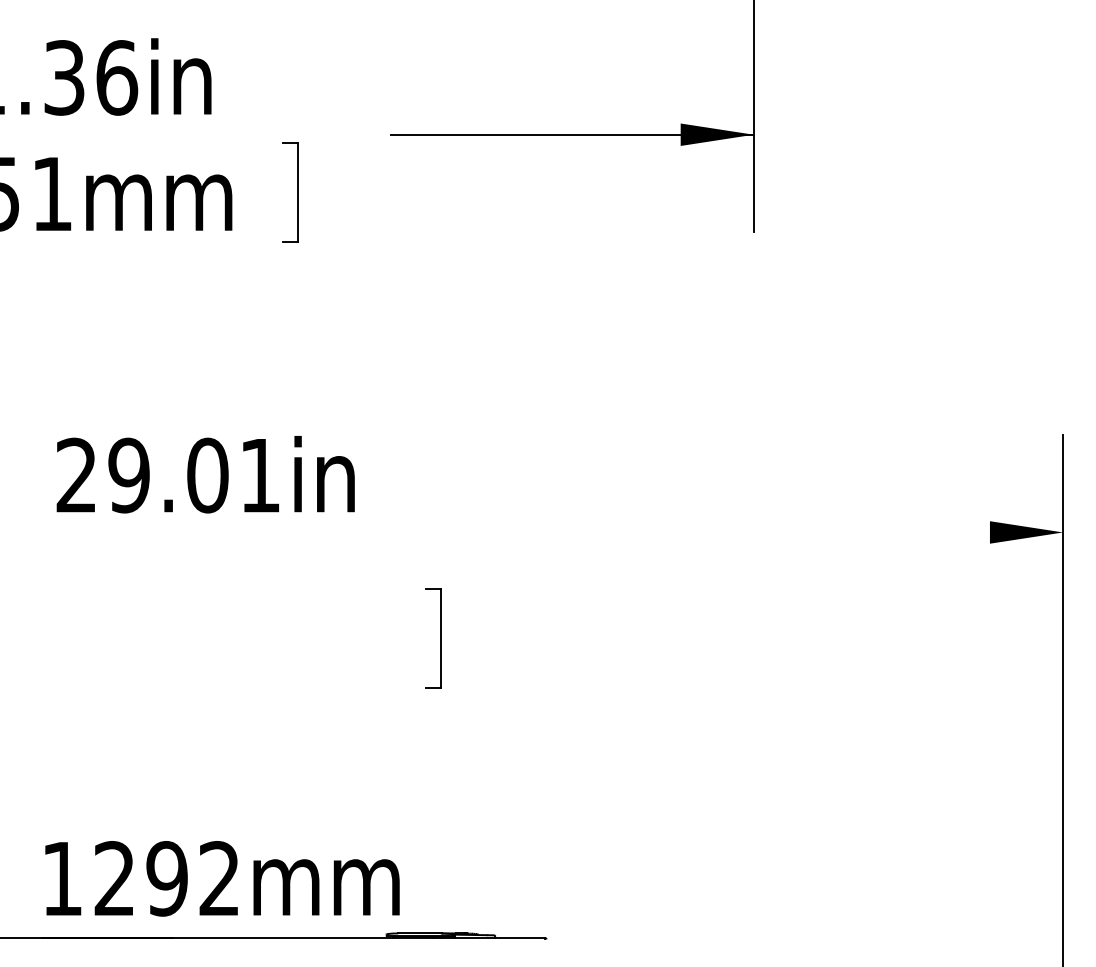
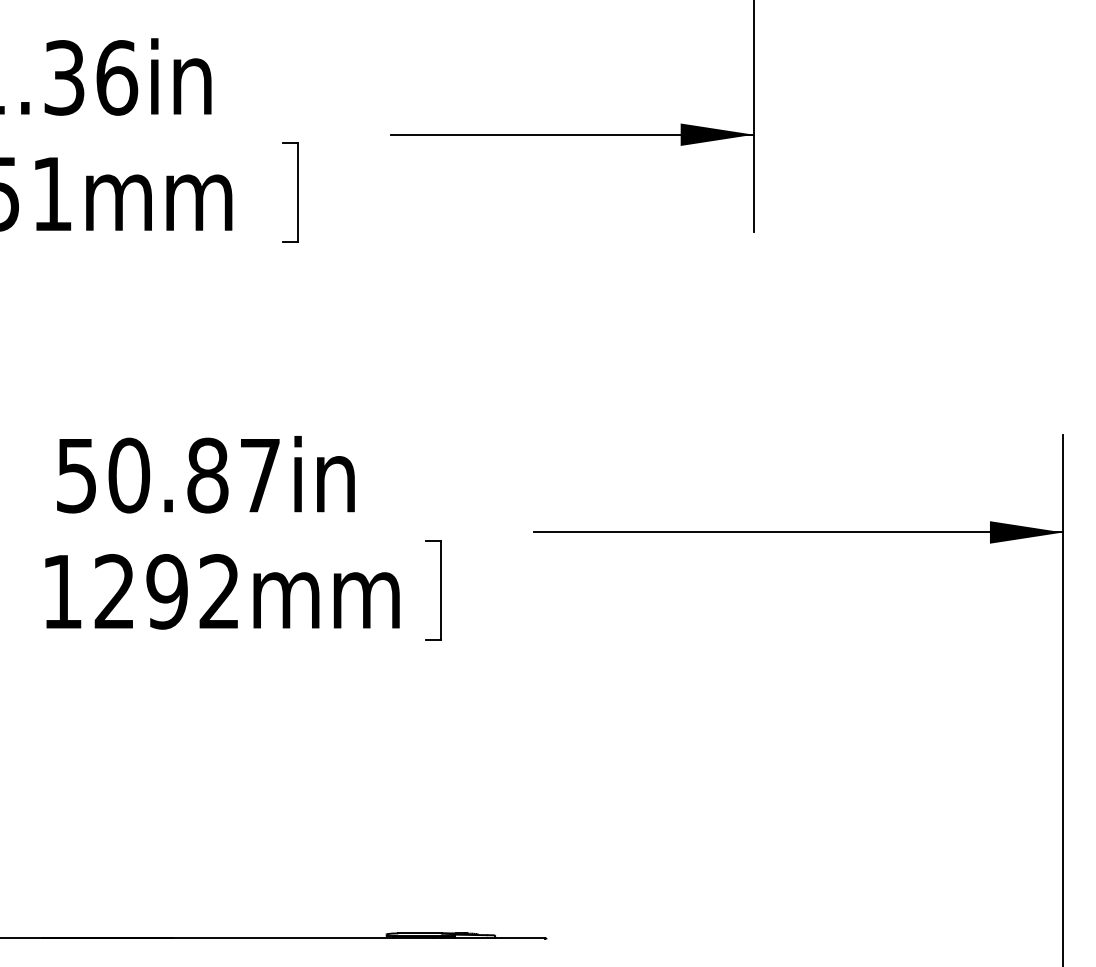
text: 29.01in -> 50.87in (167, 475)
line: none -> present (798, 532)
part position: (440, 638) -> (440, 590) (440, 590)
text position: (222, 878) -> (222, 591) (222, 591)
